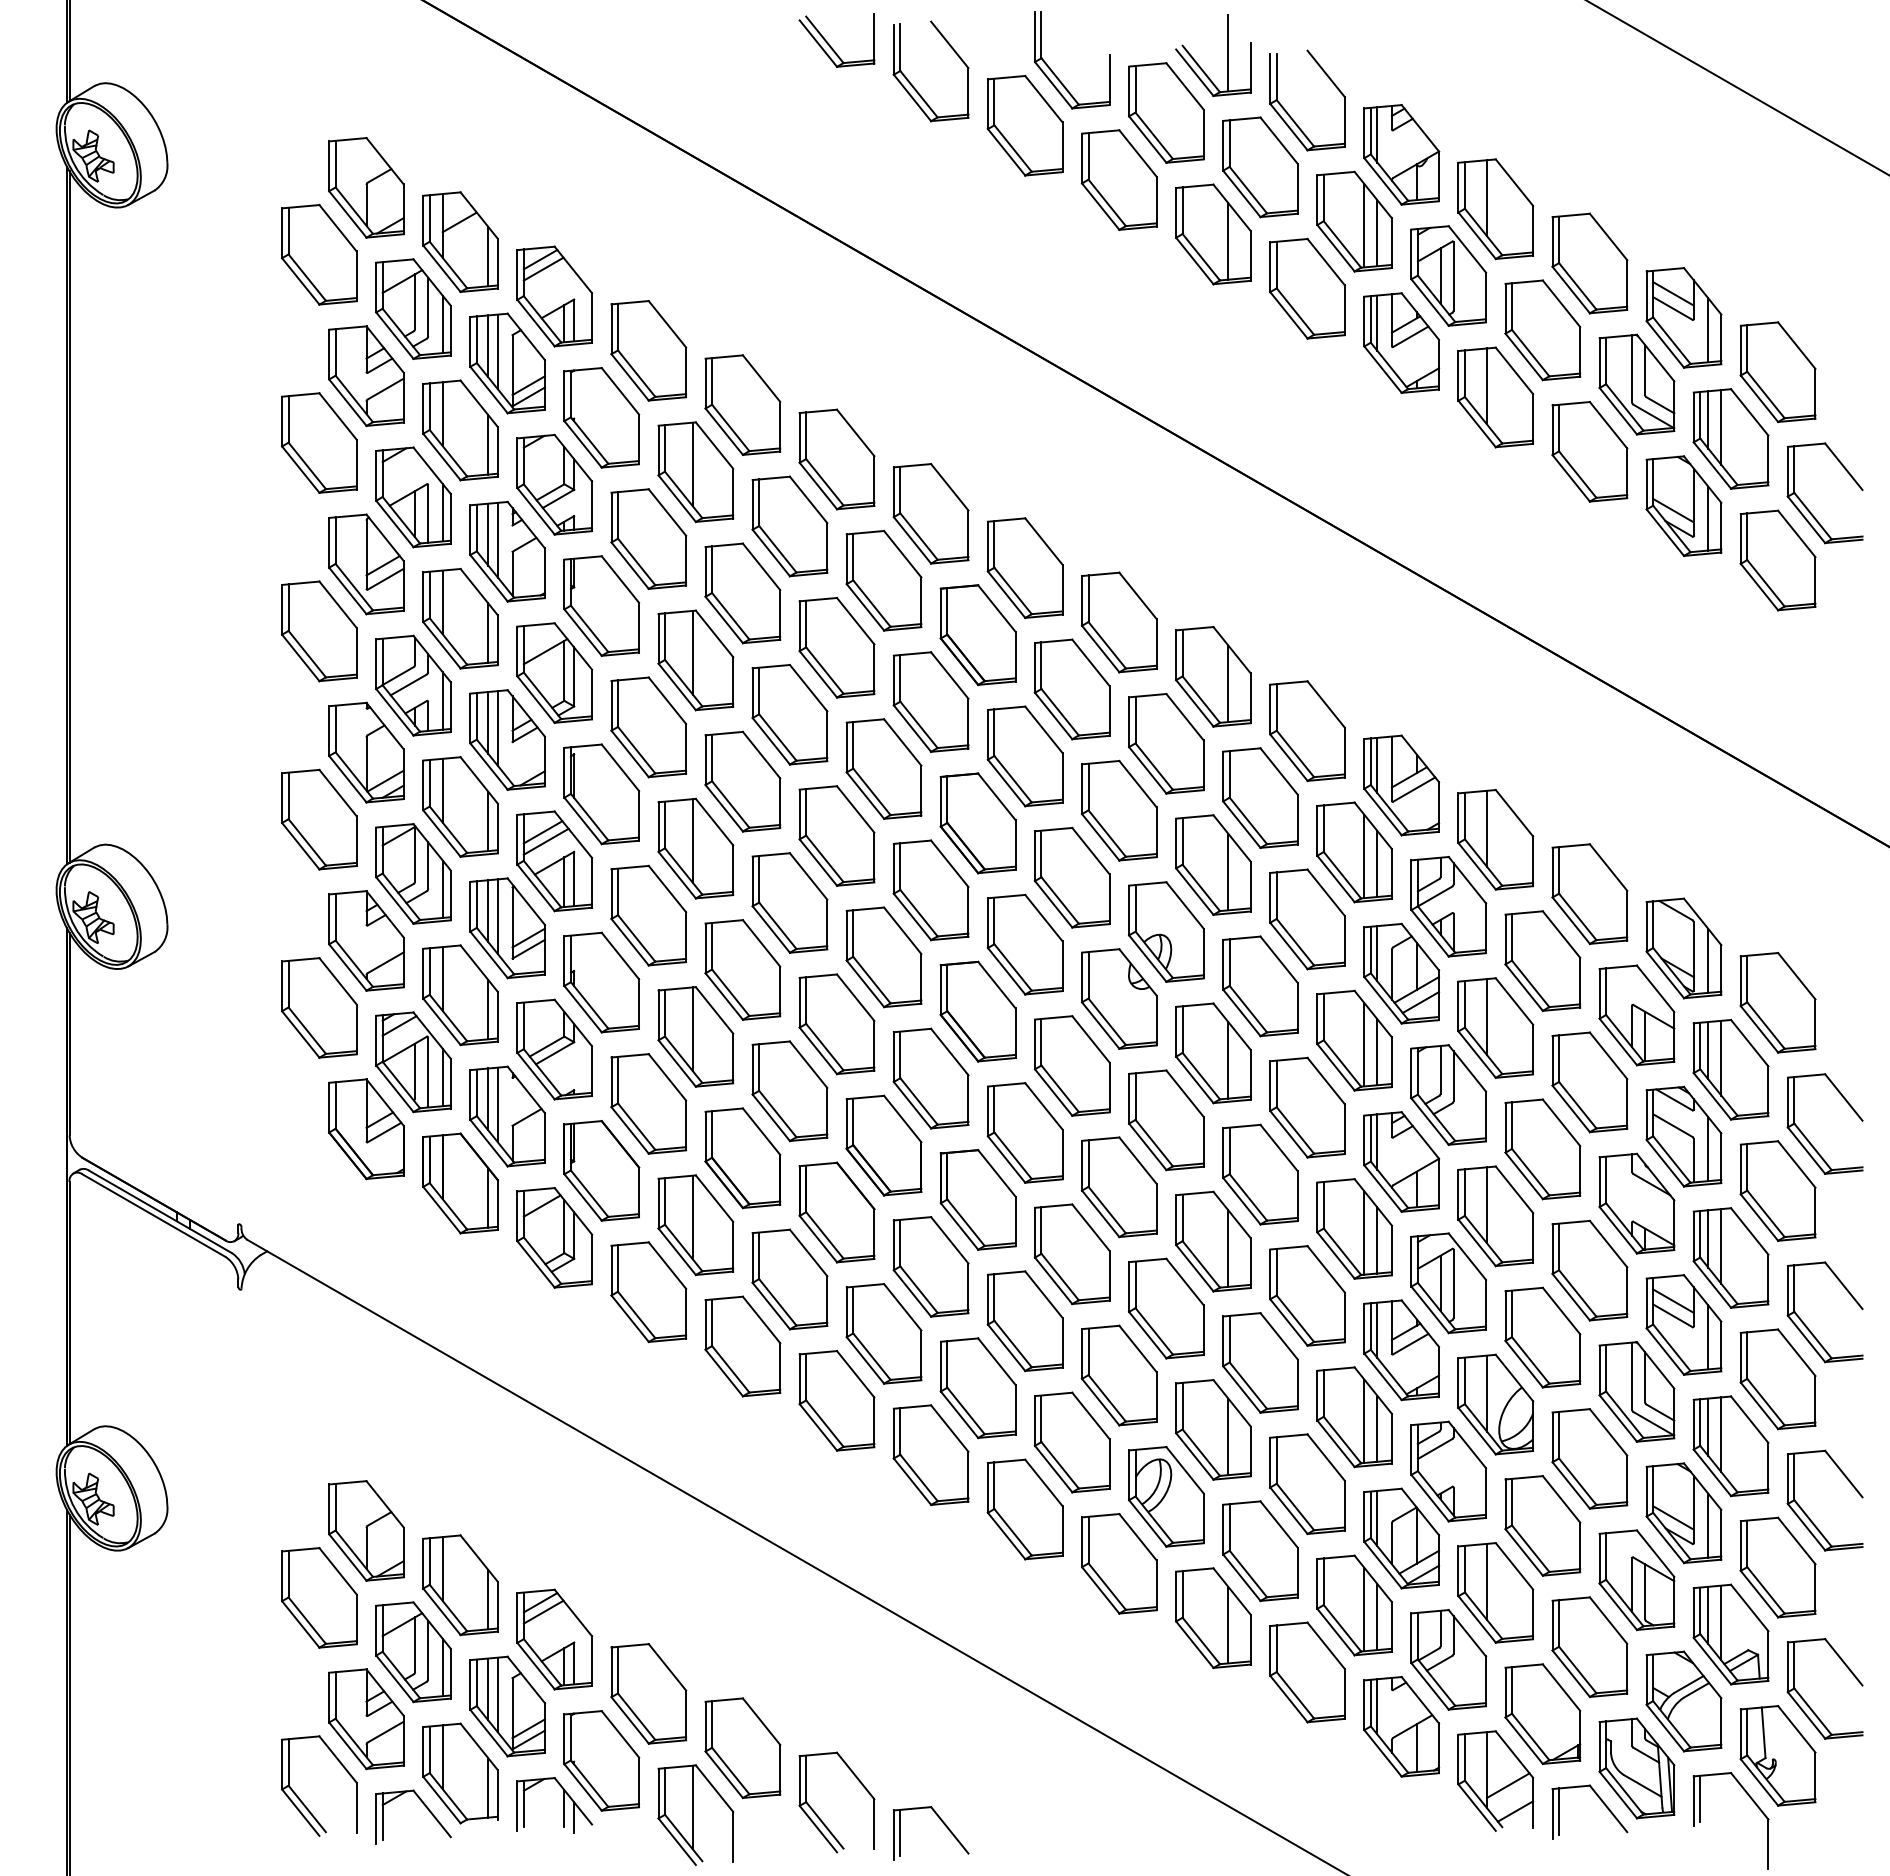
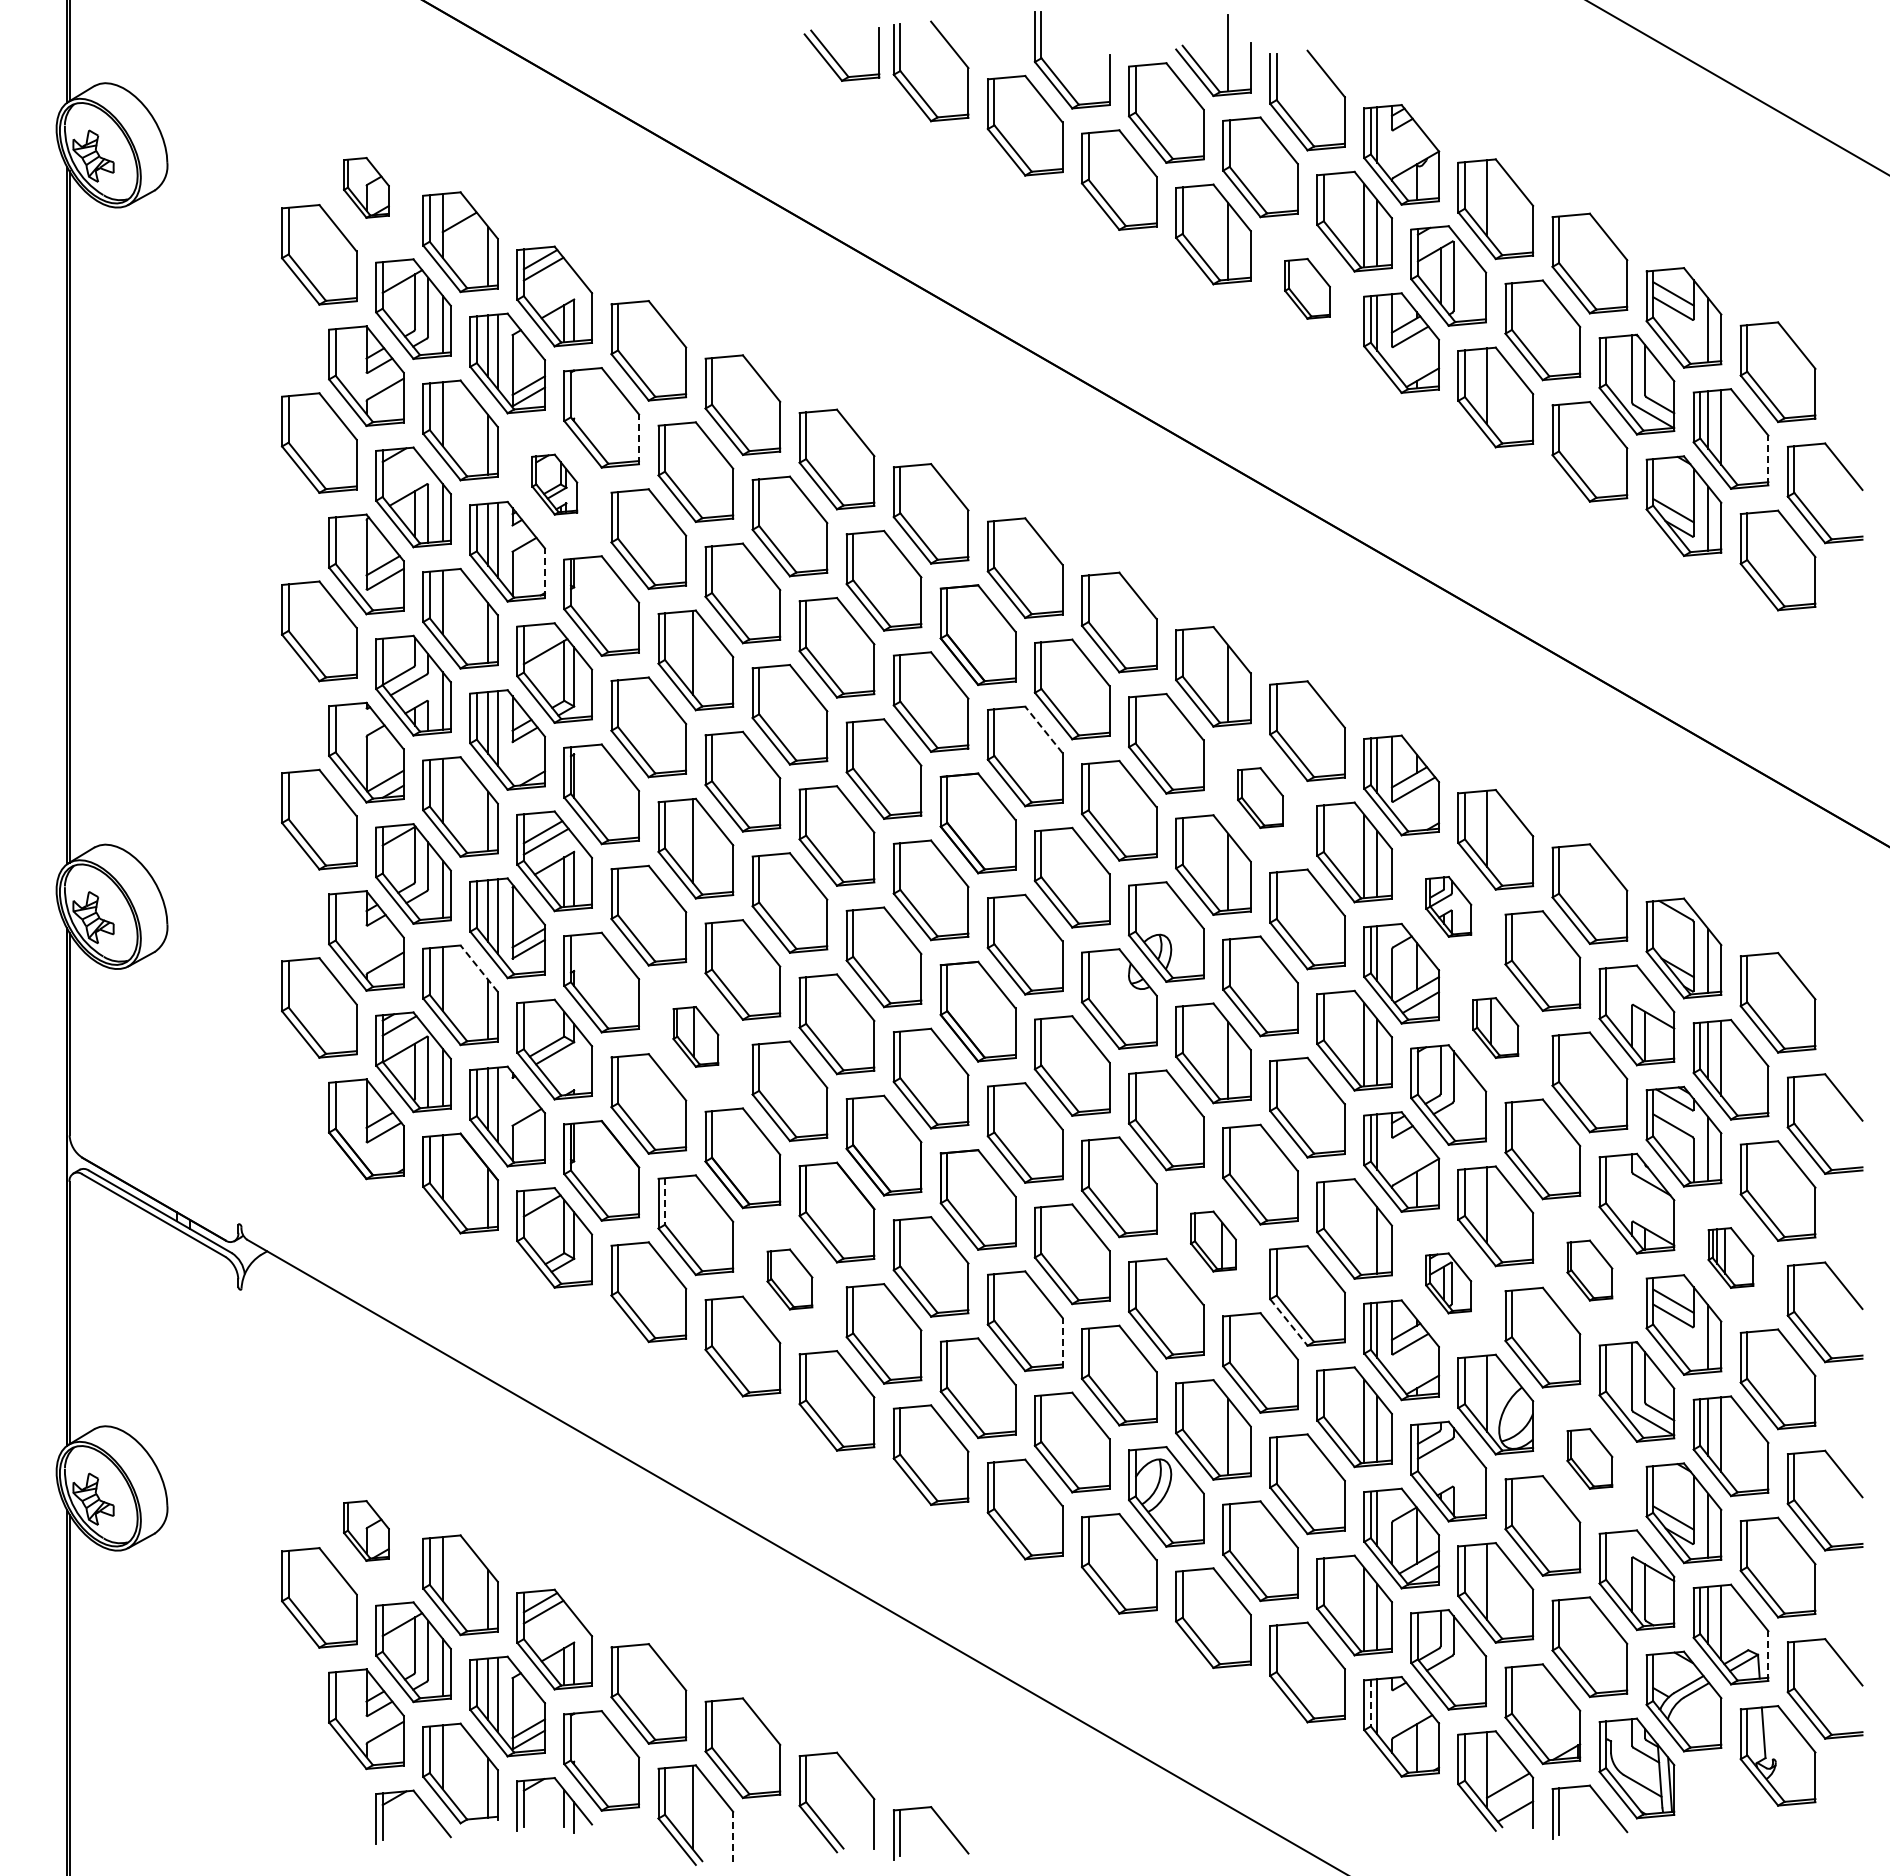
part position: (829, 43) -> (834, 57) (834, 57)
part size: 77x102 px -> 47x62 px (366, 187)
part size: 77x102 px -> 47x63 px (1307, 288)
line: solid -> dashed (639, 439)
line: solid -> dashed (1768, 460)
line: present -> none (692, 464)
part size: 78x103 px -> 48x63 px (554, 484)
line: solid -> dashed (544, 573)
line: solid -> dashed (1043, 729)
part size: 77x102 px -> 47x63 px (1260, 798)
part size: 78x102 px -> 48x62 px (1448, 906)
line: solid -> dashed (479, 968)
part size: 78x102 px -> 48x62 px (1495, 1027)
part size: 78x102 px -> 48x62 px (695, 1036)
line: solid -> dashed (665, 1202)
line: present -> none (692, 1217)
line: present -> none (1364, 1232)
part size: 77x103 px -> 47x63 px (1213, 1241)
part size: 78x102 px -> 48x62 px (1730, 1257)
part size: 78x103 px -> 48x63 px (1589, 1270)
part size: 78x103 px -> 48x63 px (789, 1279)
part size: 77x103 px -> 48x63 px (1448, 1283)
line: solid -> dashed (1288, 1322)
line: solid -> dashed (1062, 1342)
part size: 78x102 px -> 48x62 px (1589, 1458)
part size: 77x102 px -> 47x62 px (366, 1530)
line: present -> none (1228, 1624)
line: solid -> dashed (1768, 1656)
line: solid -> dashed (1370, 1703)
part: present -> none (300, 1798)
part: present -> none (1751, 1800)
line: solid -> dashed (733, 1836)
